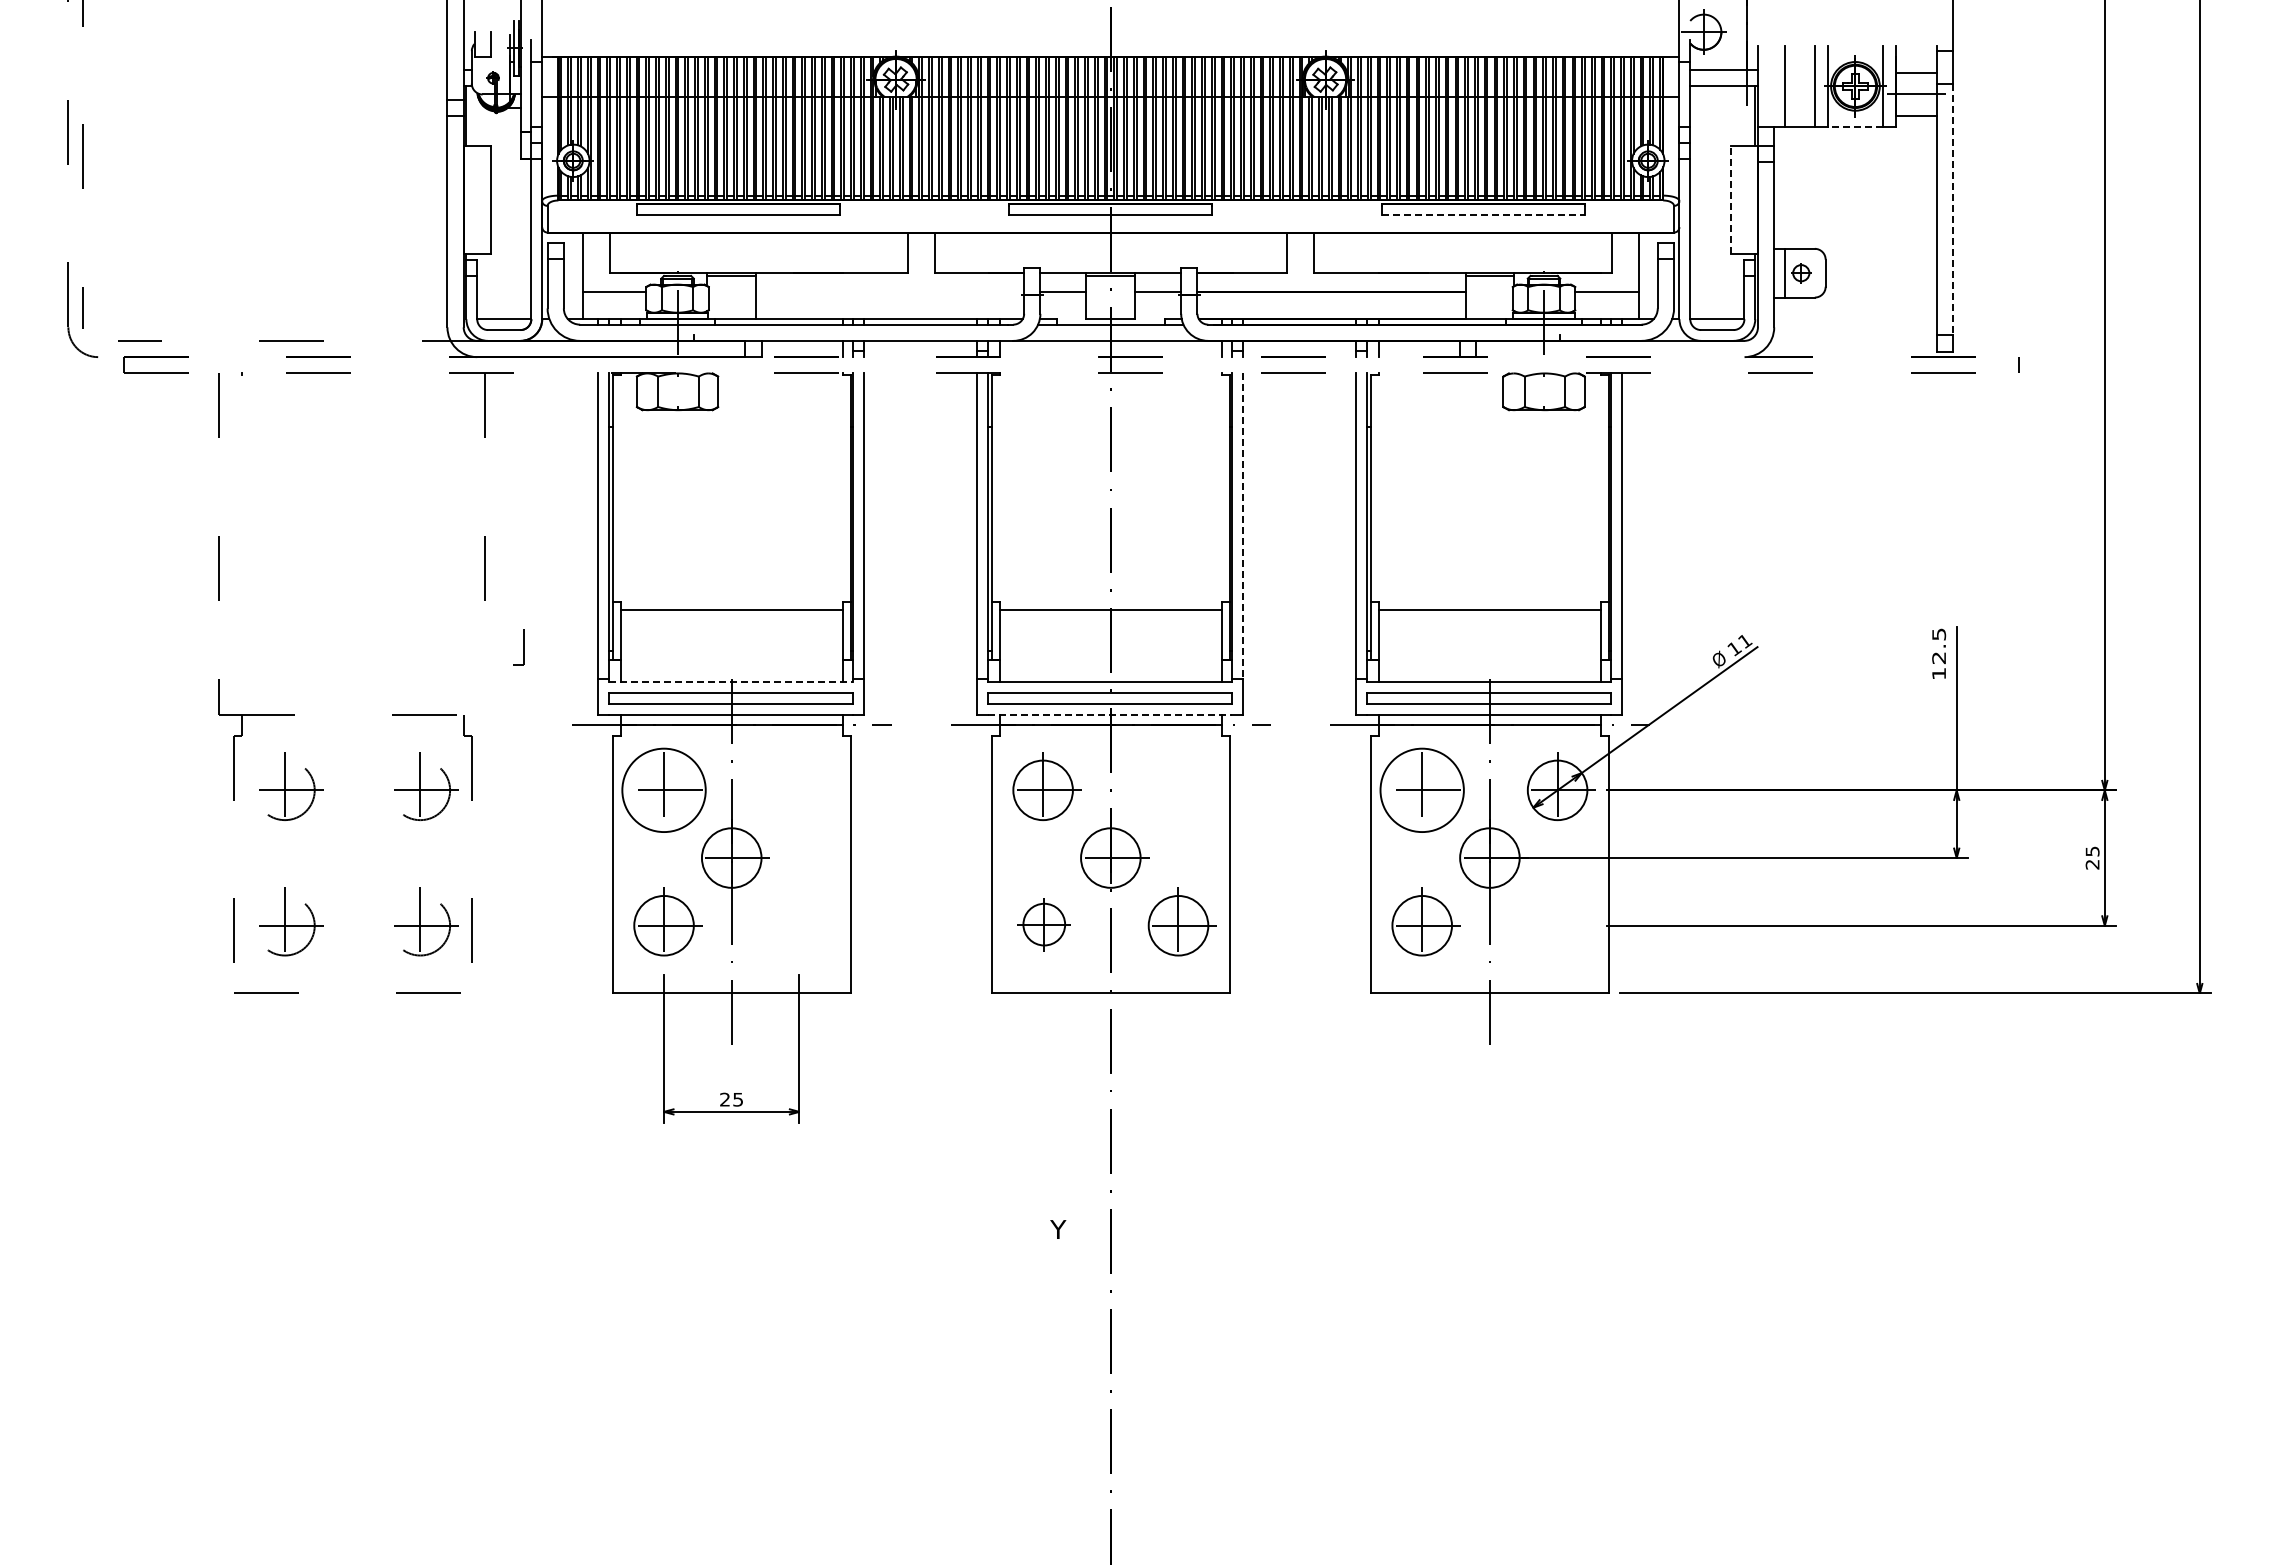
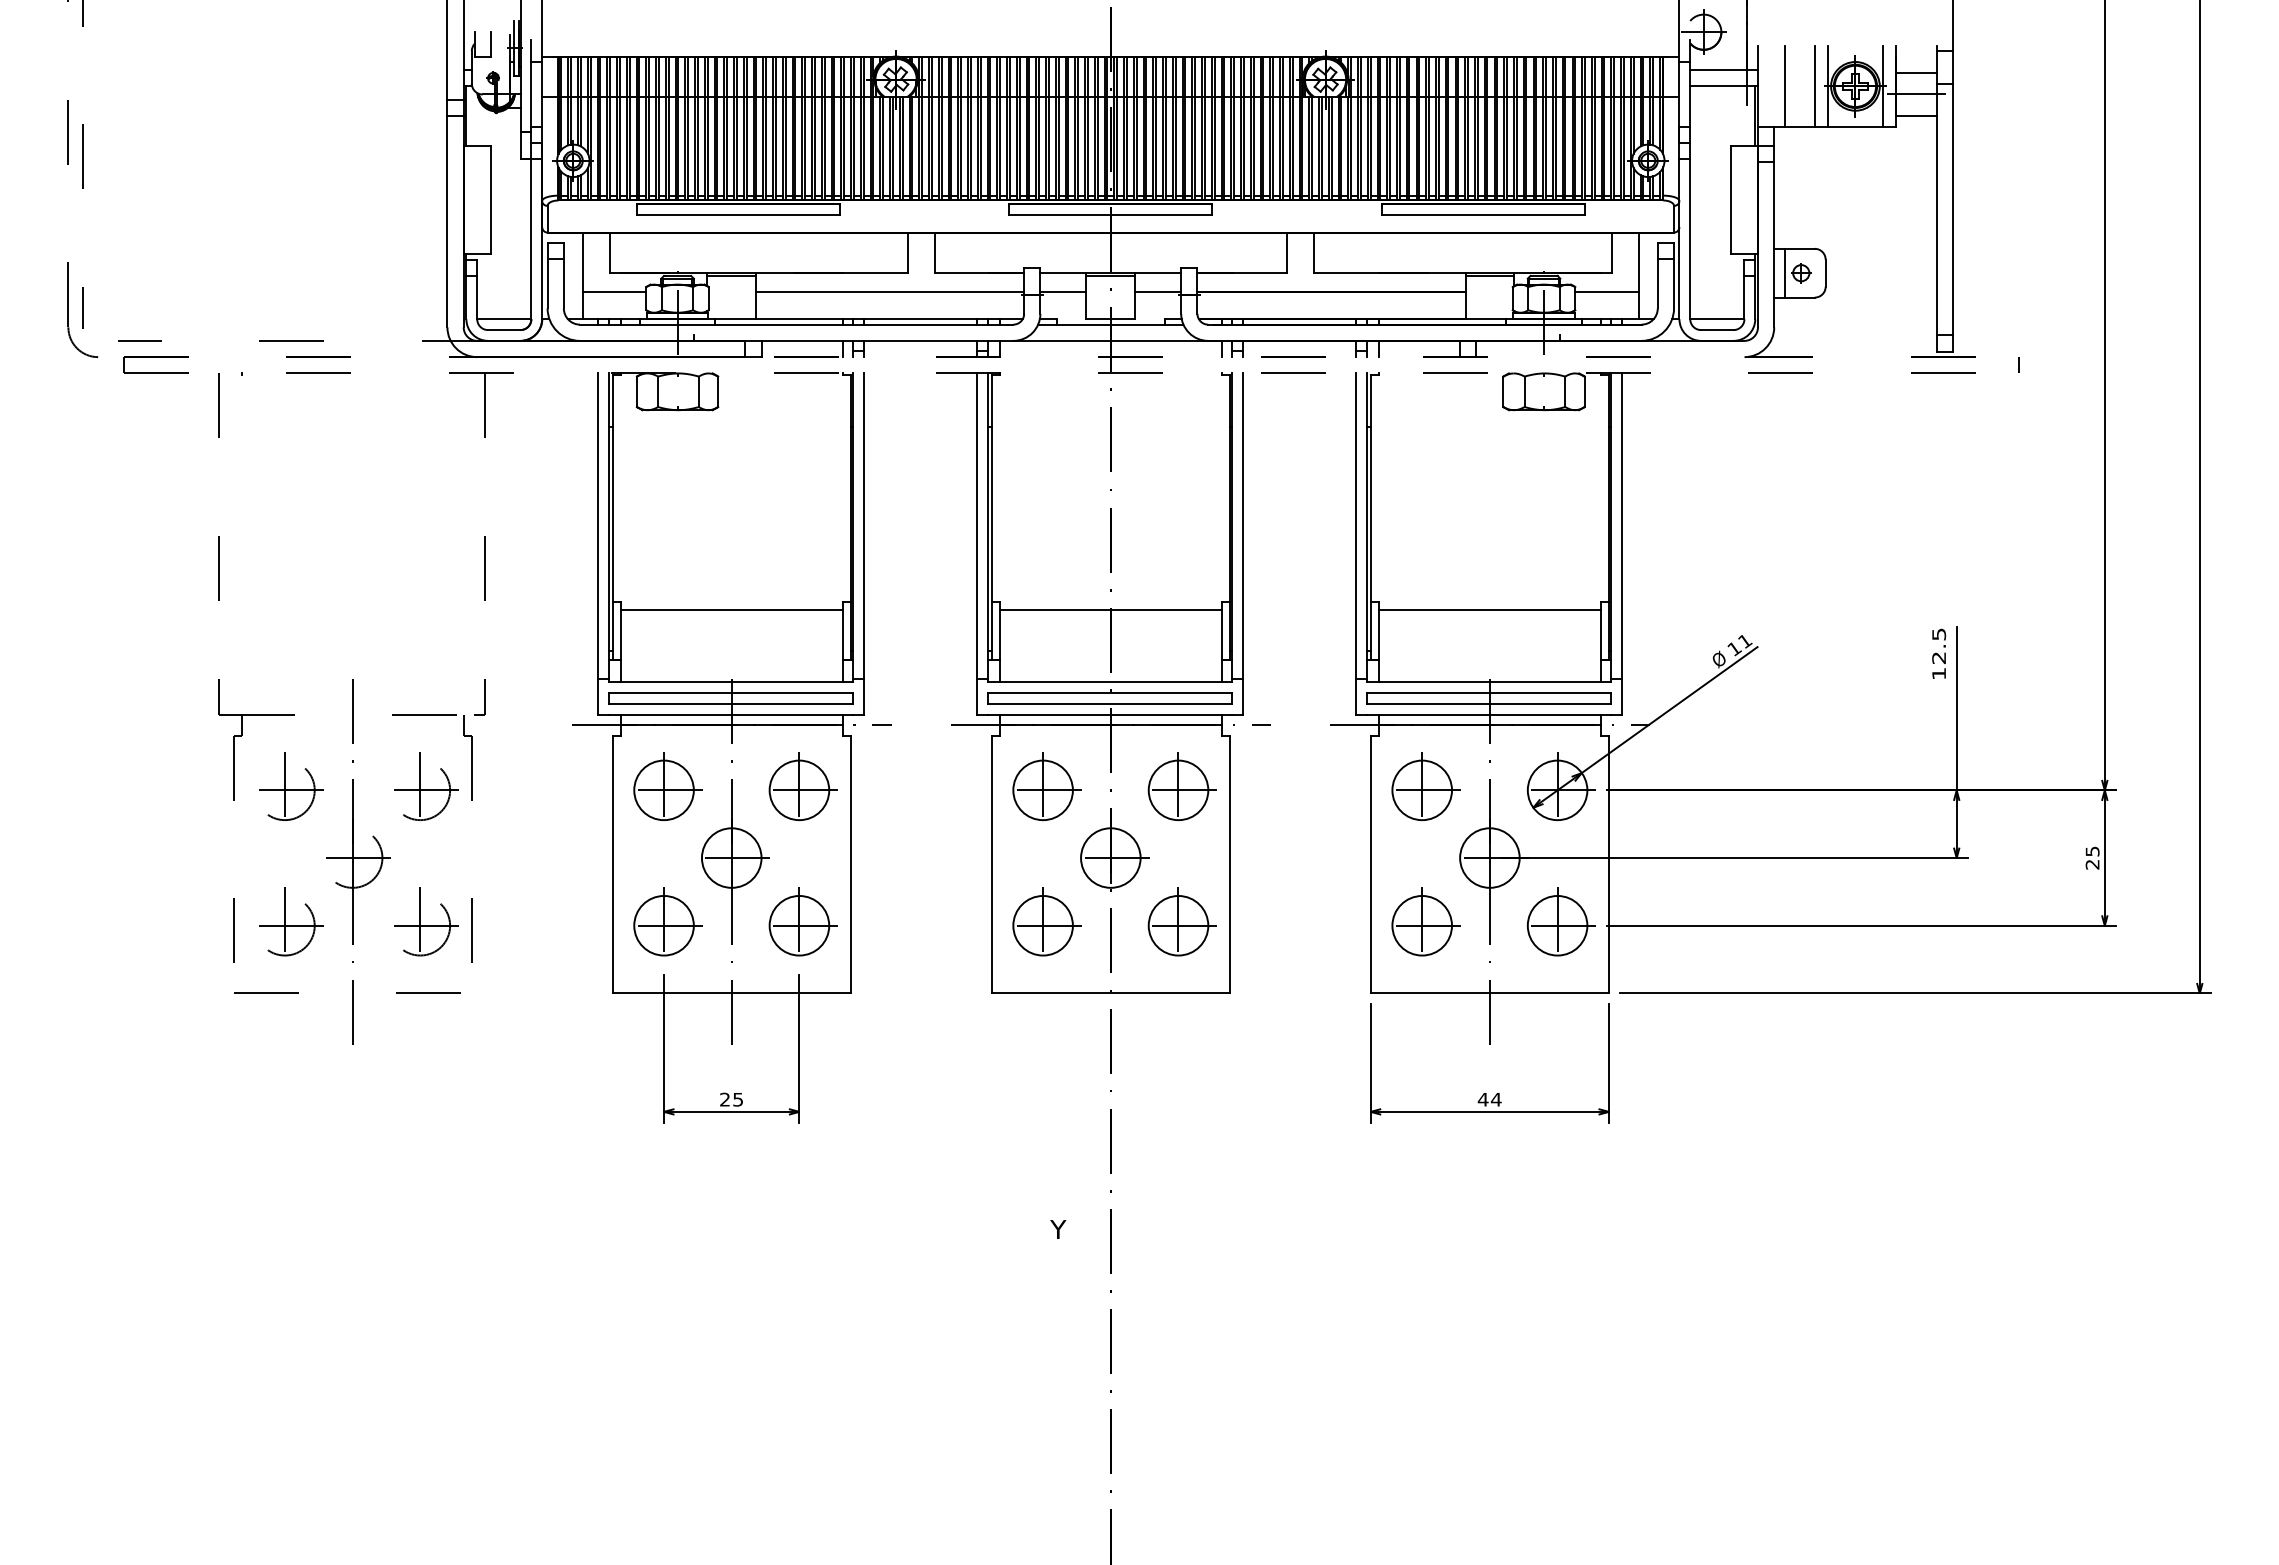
line: dashed -> solid (1854, 127)
line: dashed -> solid (1730, 199)
line: dashed -> solid (1952, 209)
line: dashed -> solid (1483, 215)
line: none -> present (890, 292)
line: dashed -> solid (1242, 526)
part position: (518, 647) -> (479, 697) (479, 697)
line: dashed -> solid (730, 682)
line: dashed -> solid (1110, 714)
part: none -> present (802, 786)
part: none -> present (1181, 786)
circle diameter: 83 px -> 60 px (663, 790)
circle diameter: 83 px -> 60 px (1422, 790)
part: none -> present (358, 861)
part: none -> present (802, 921)
part: none -> present (1560, 921)
part size: 54x54 px -> 70x70 px (1046, 921)
part: none -> present (1486, 1093)
